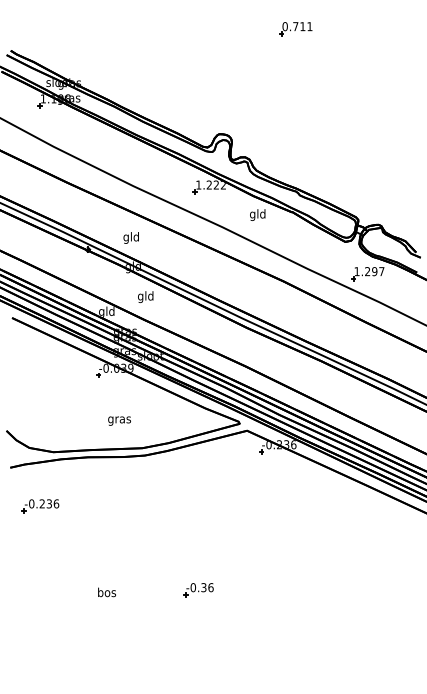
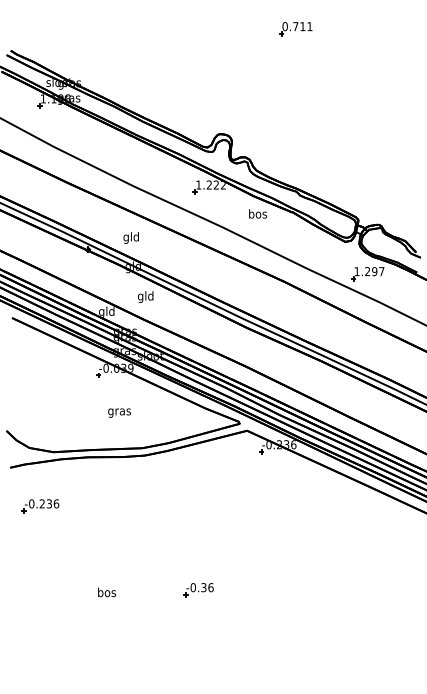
text: gld -> bos (258, 214)
text position: (119, 420) -> (119, 412) (119, 412)
